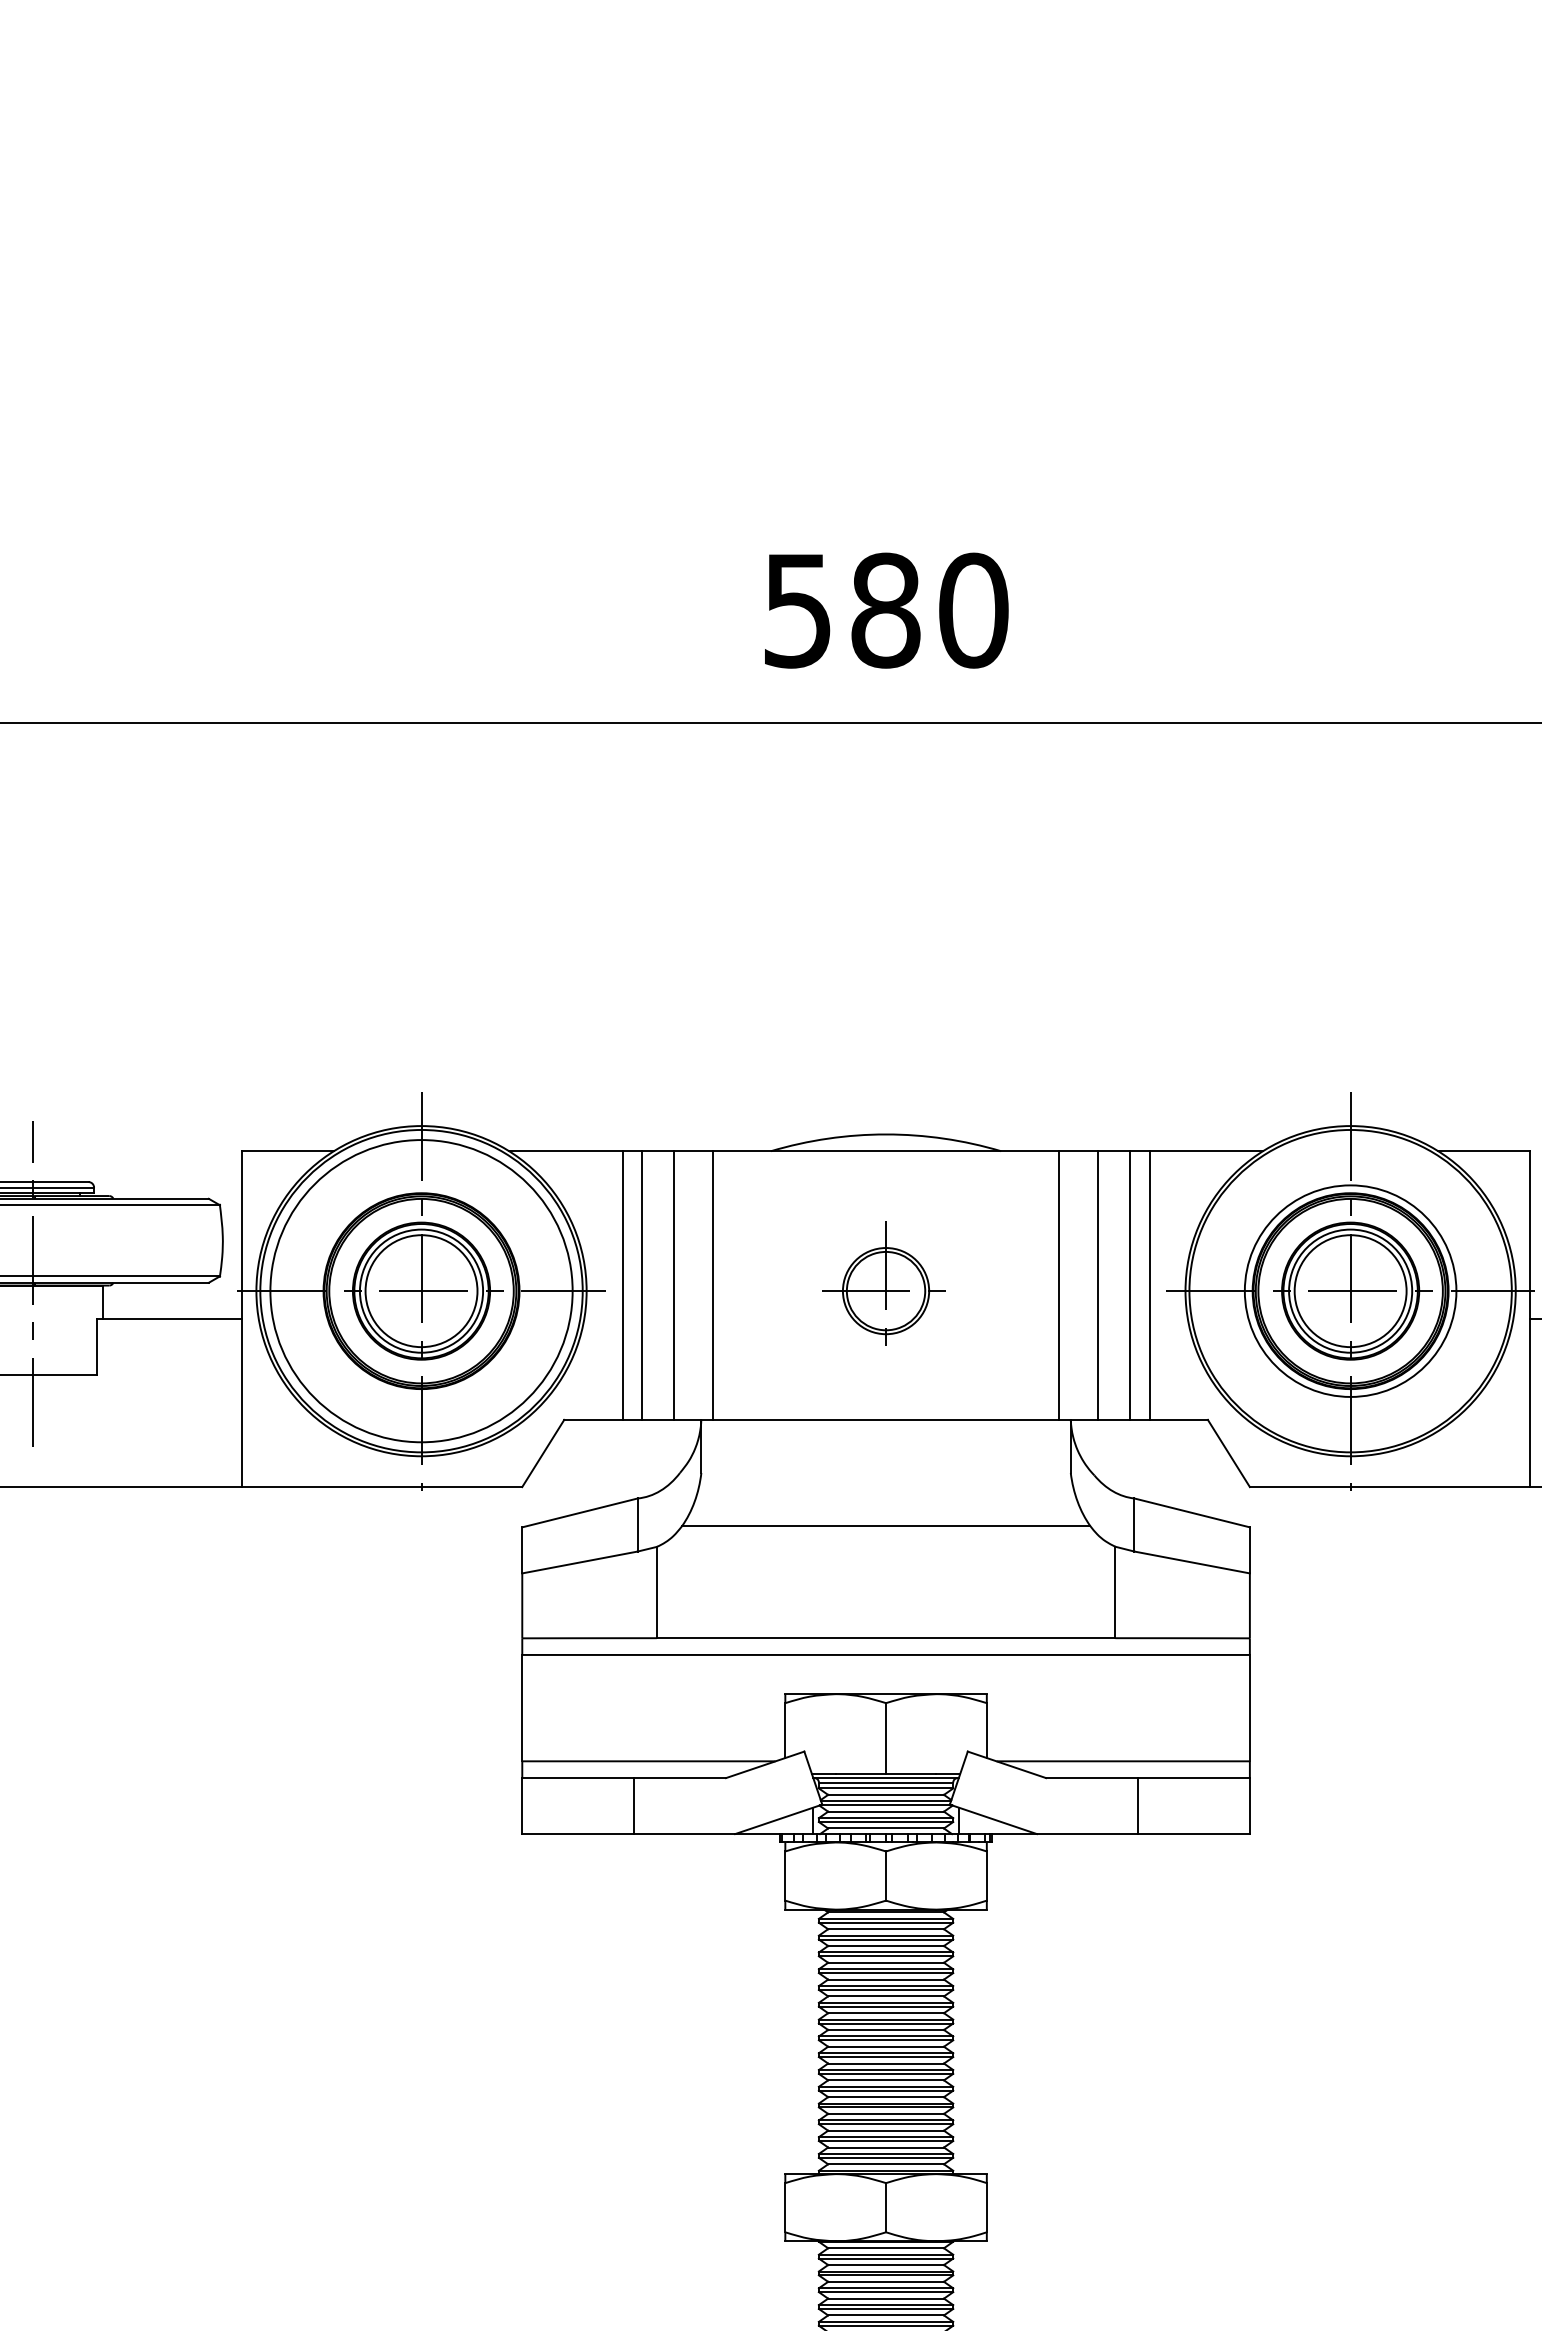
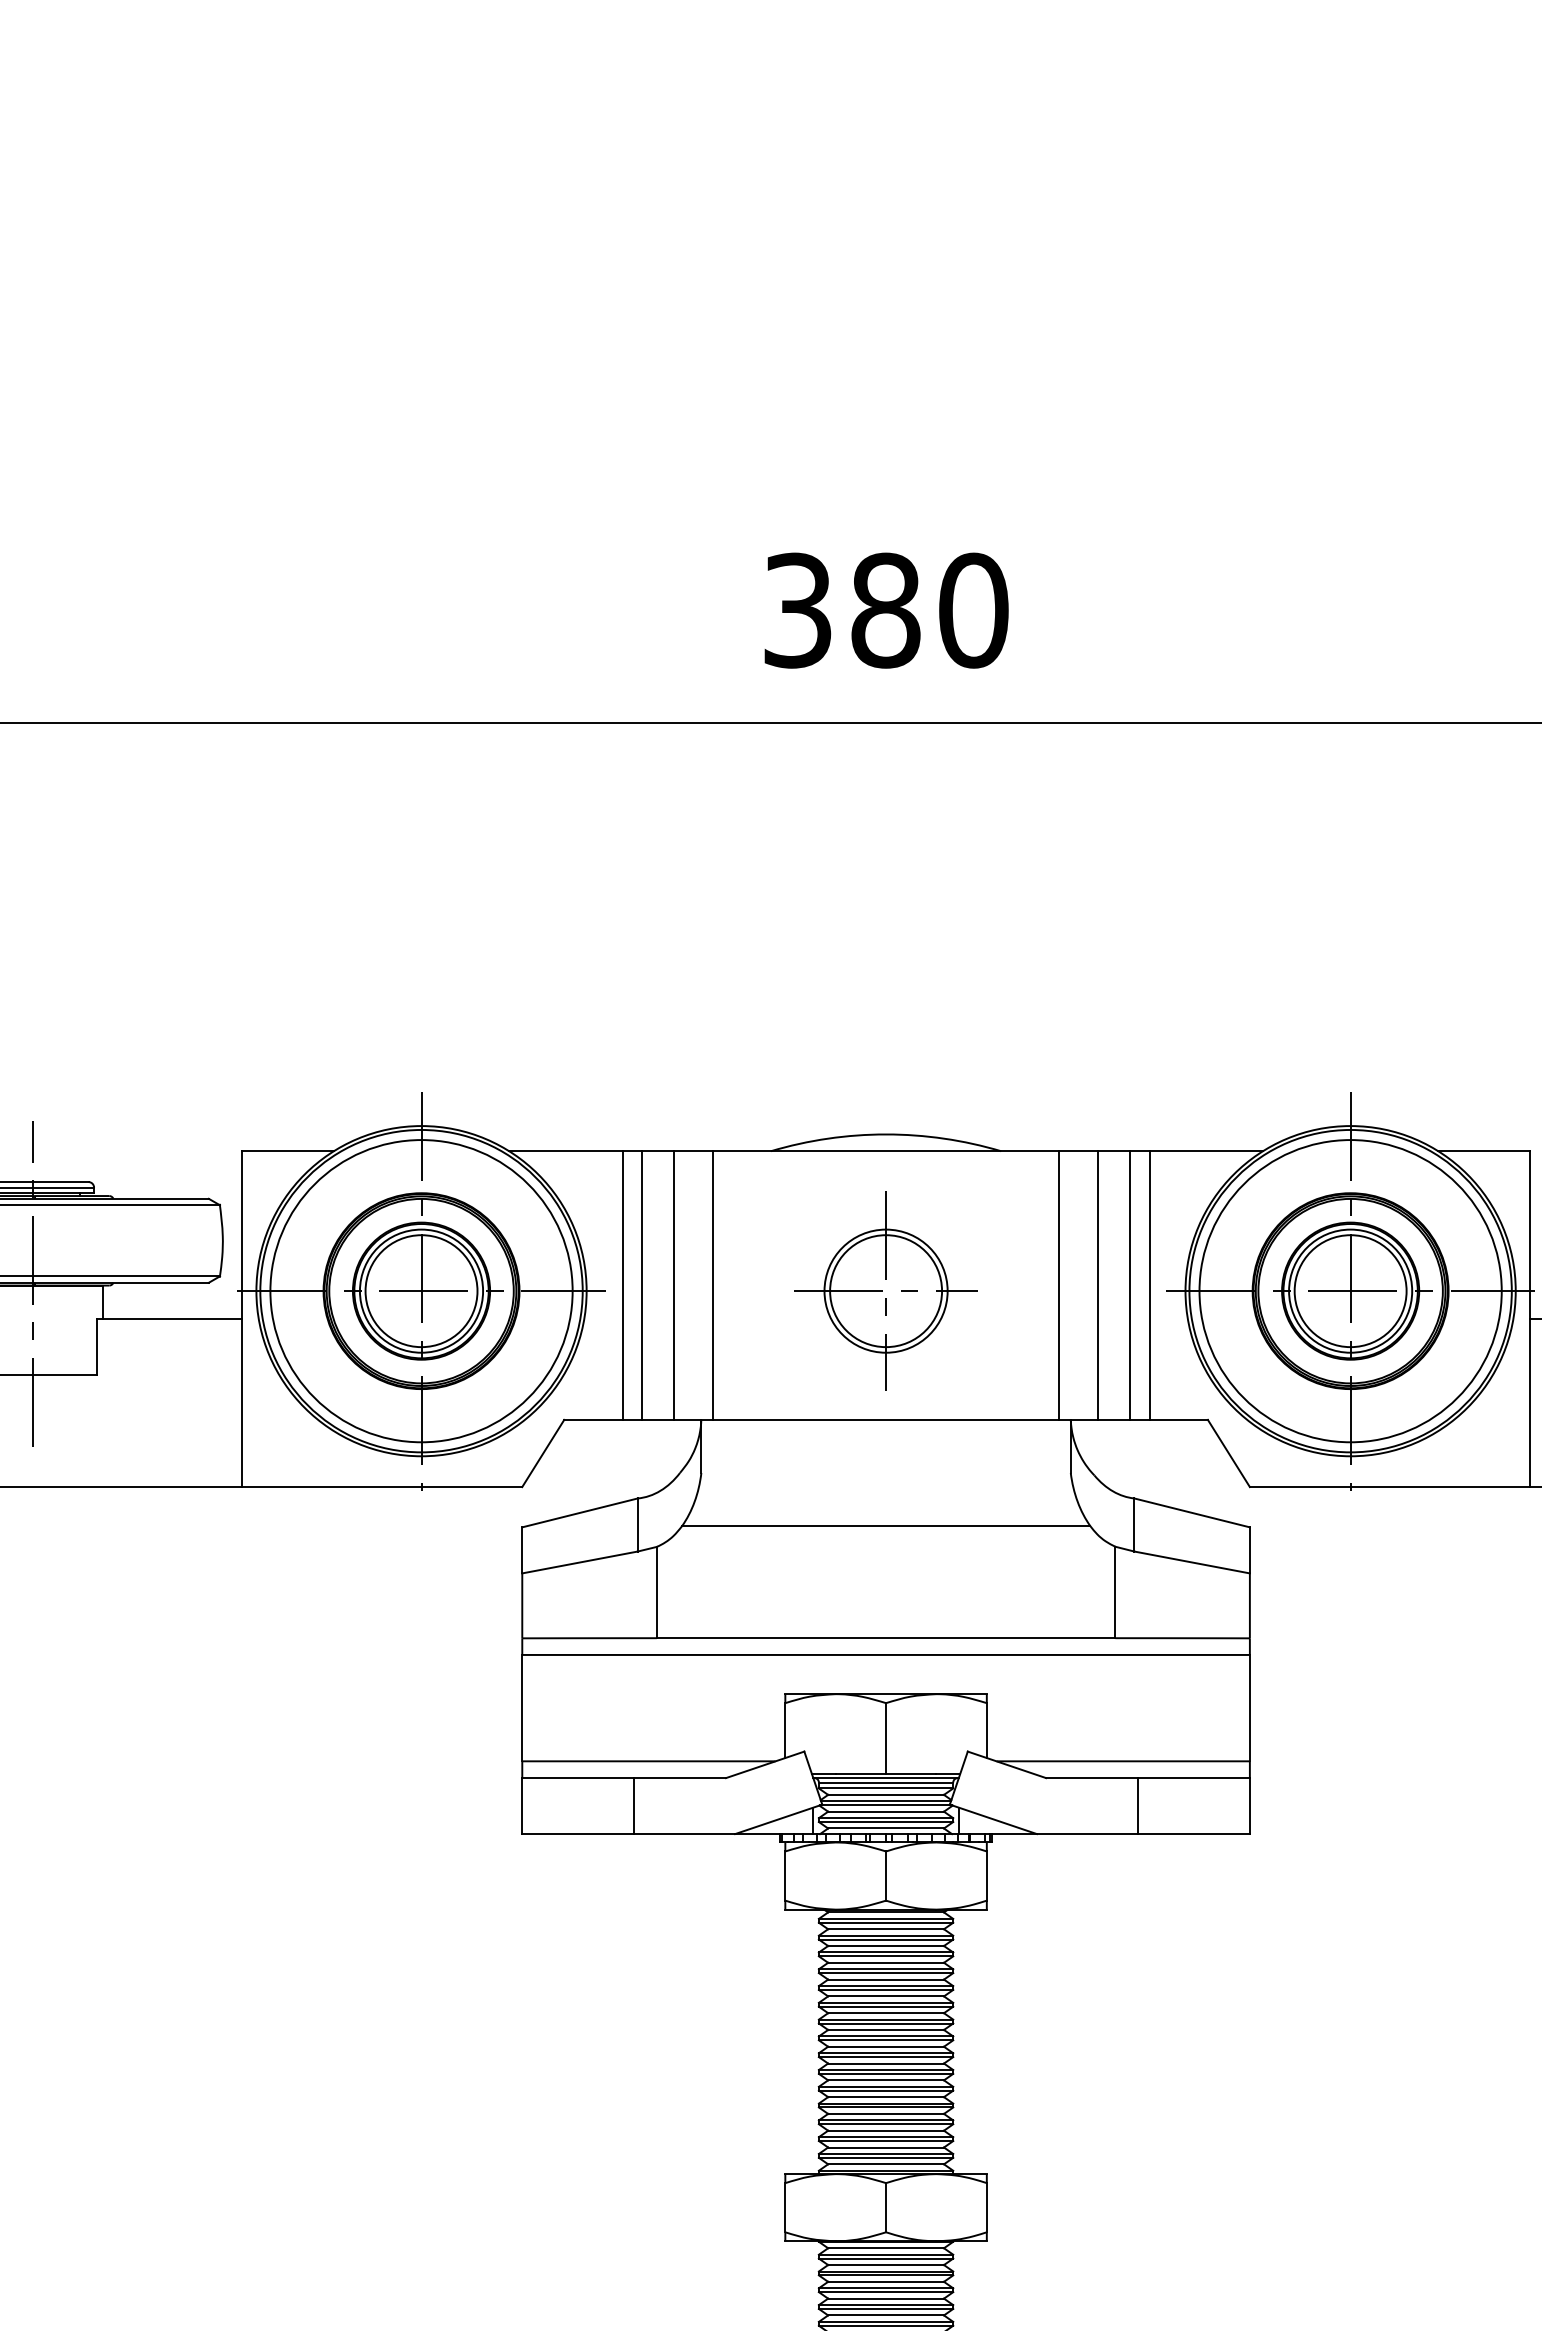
text: 580 -> 380 (797, 610)
part size: 124x125 px -> 184x200 px (885, 1290)
circle diameter: 212 px -> 302 px (1350, 1291)
